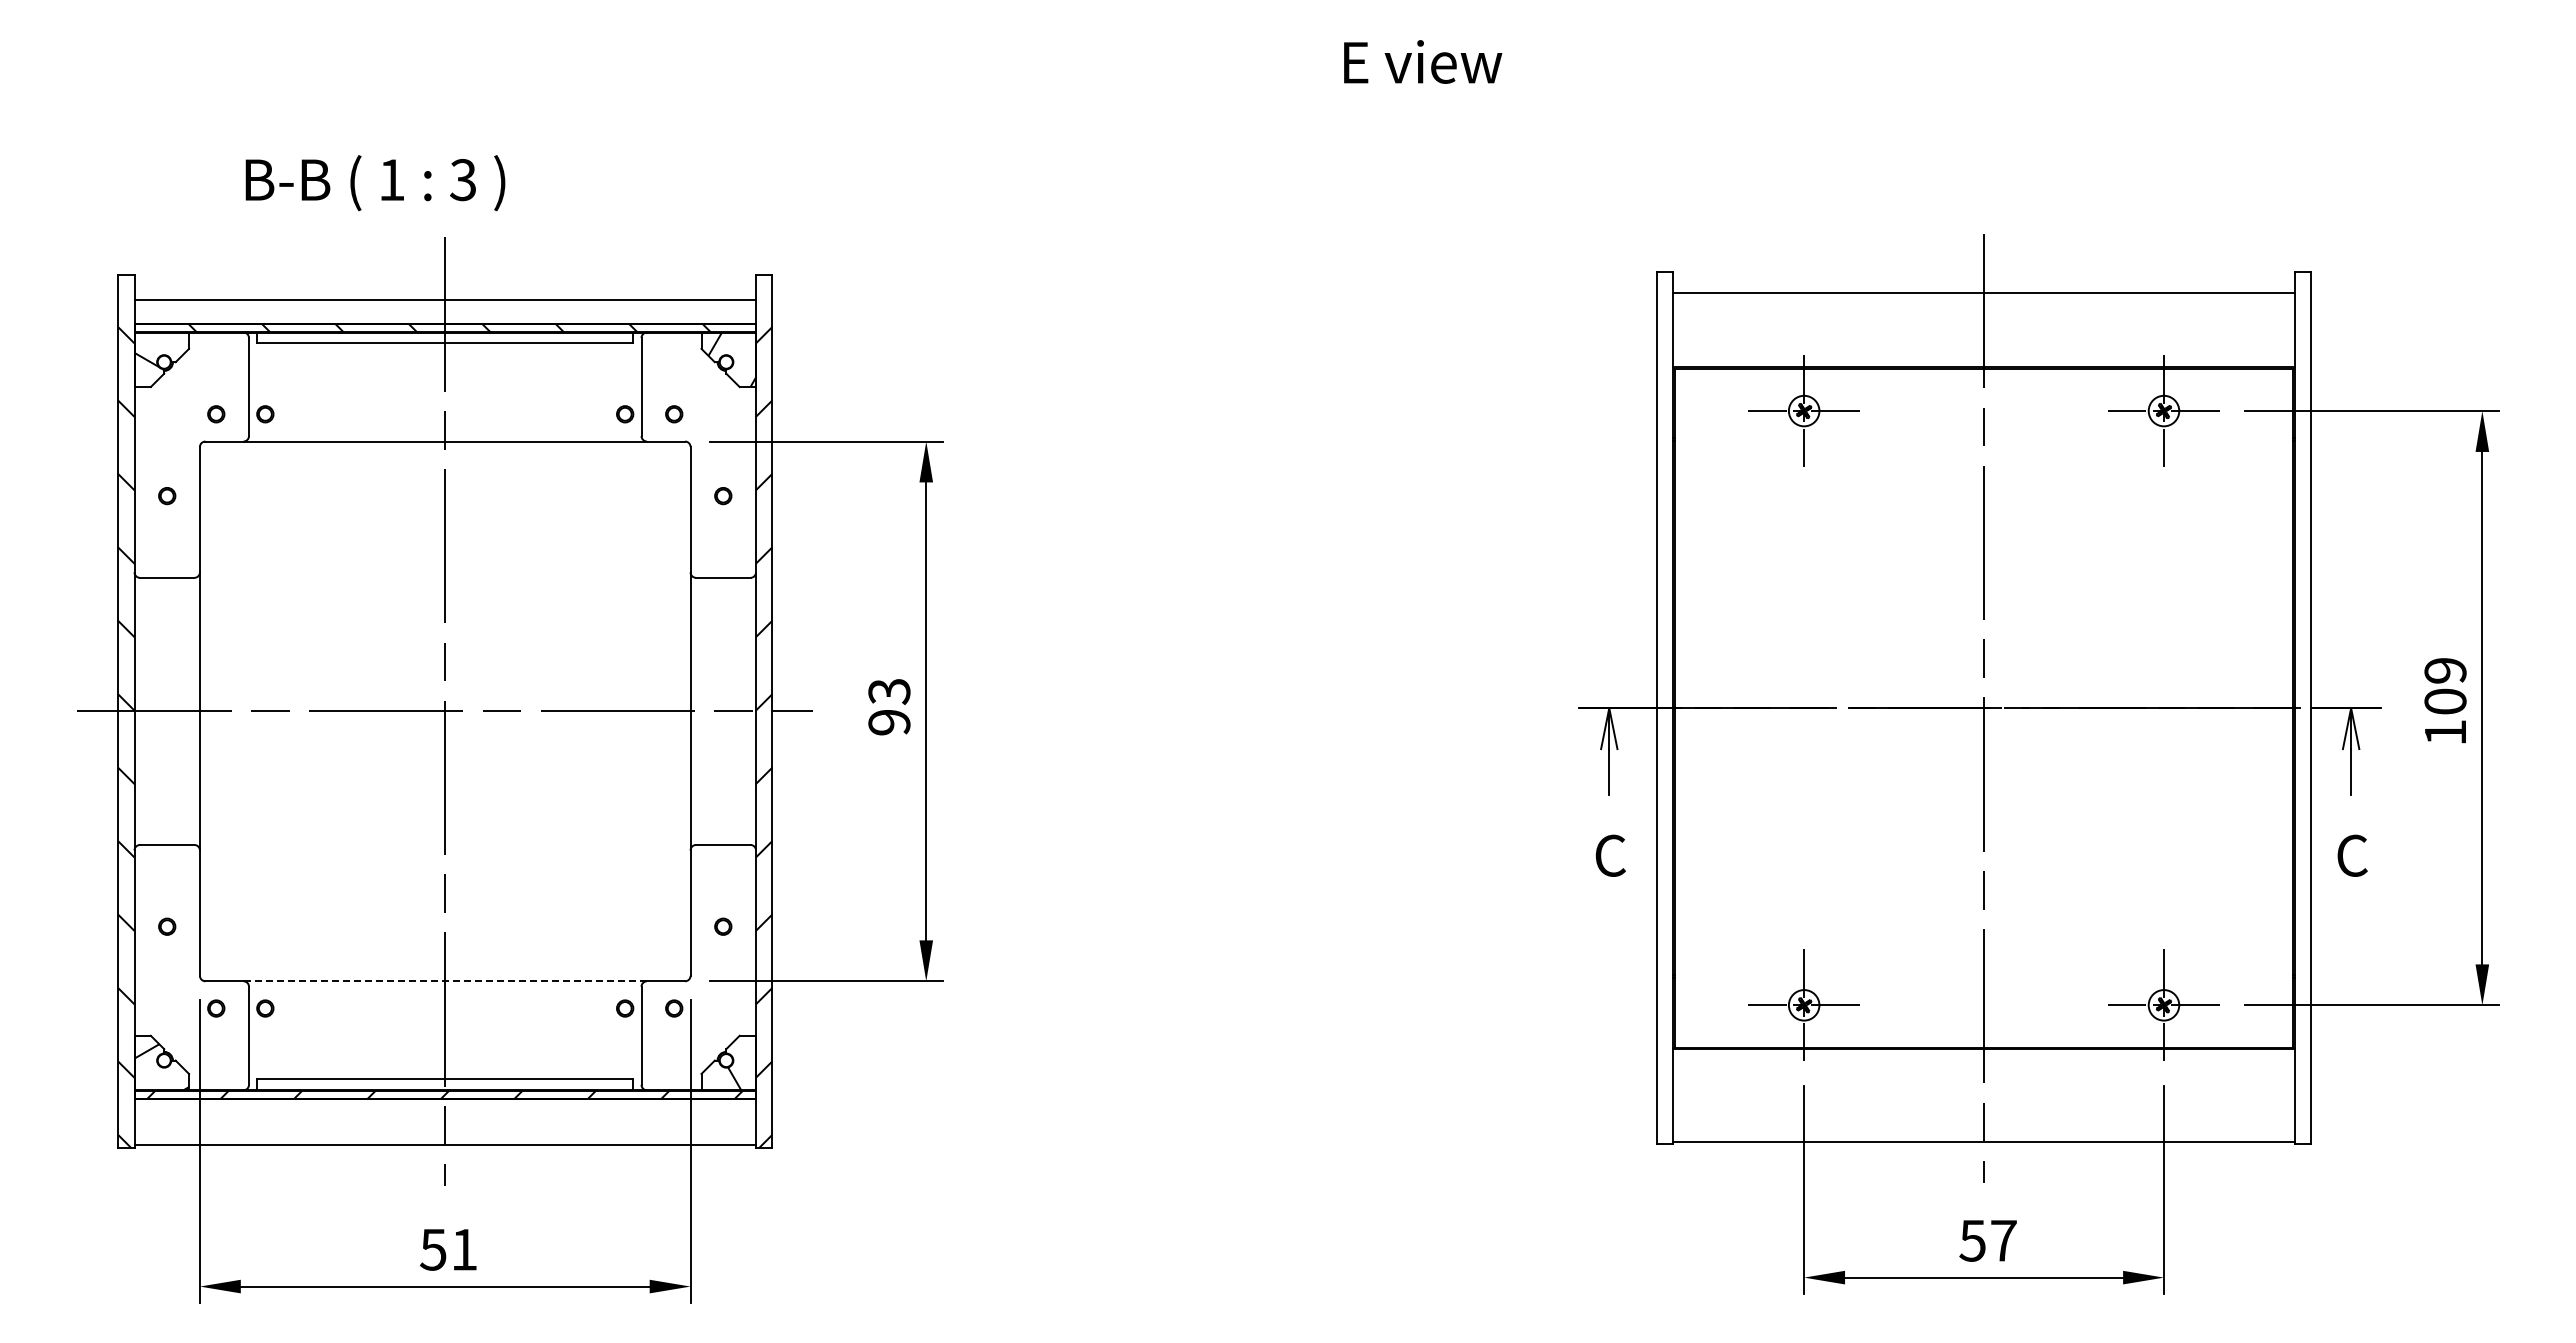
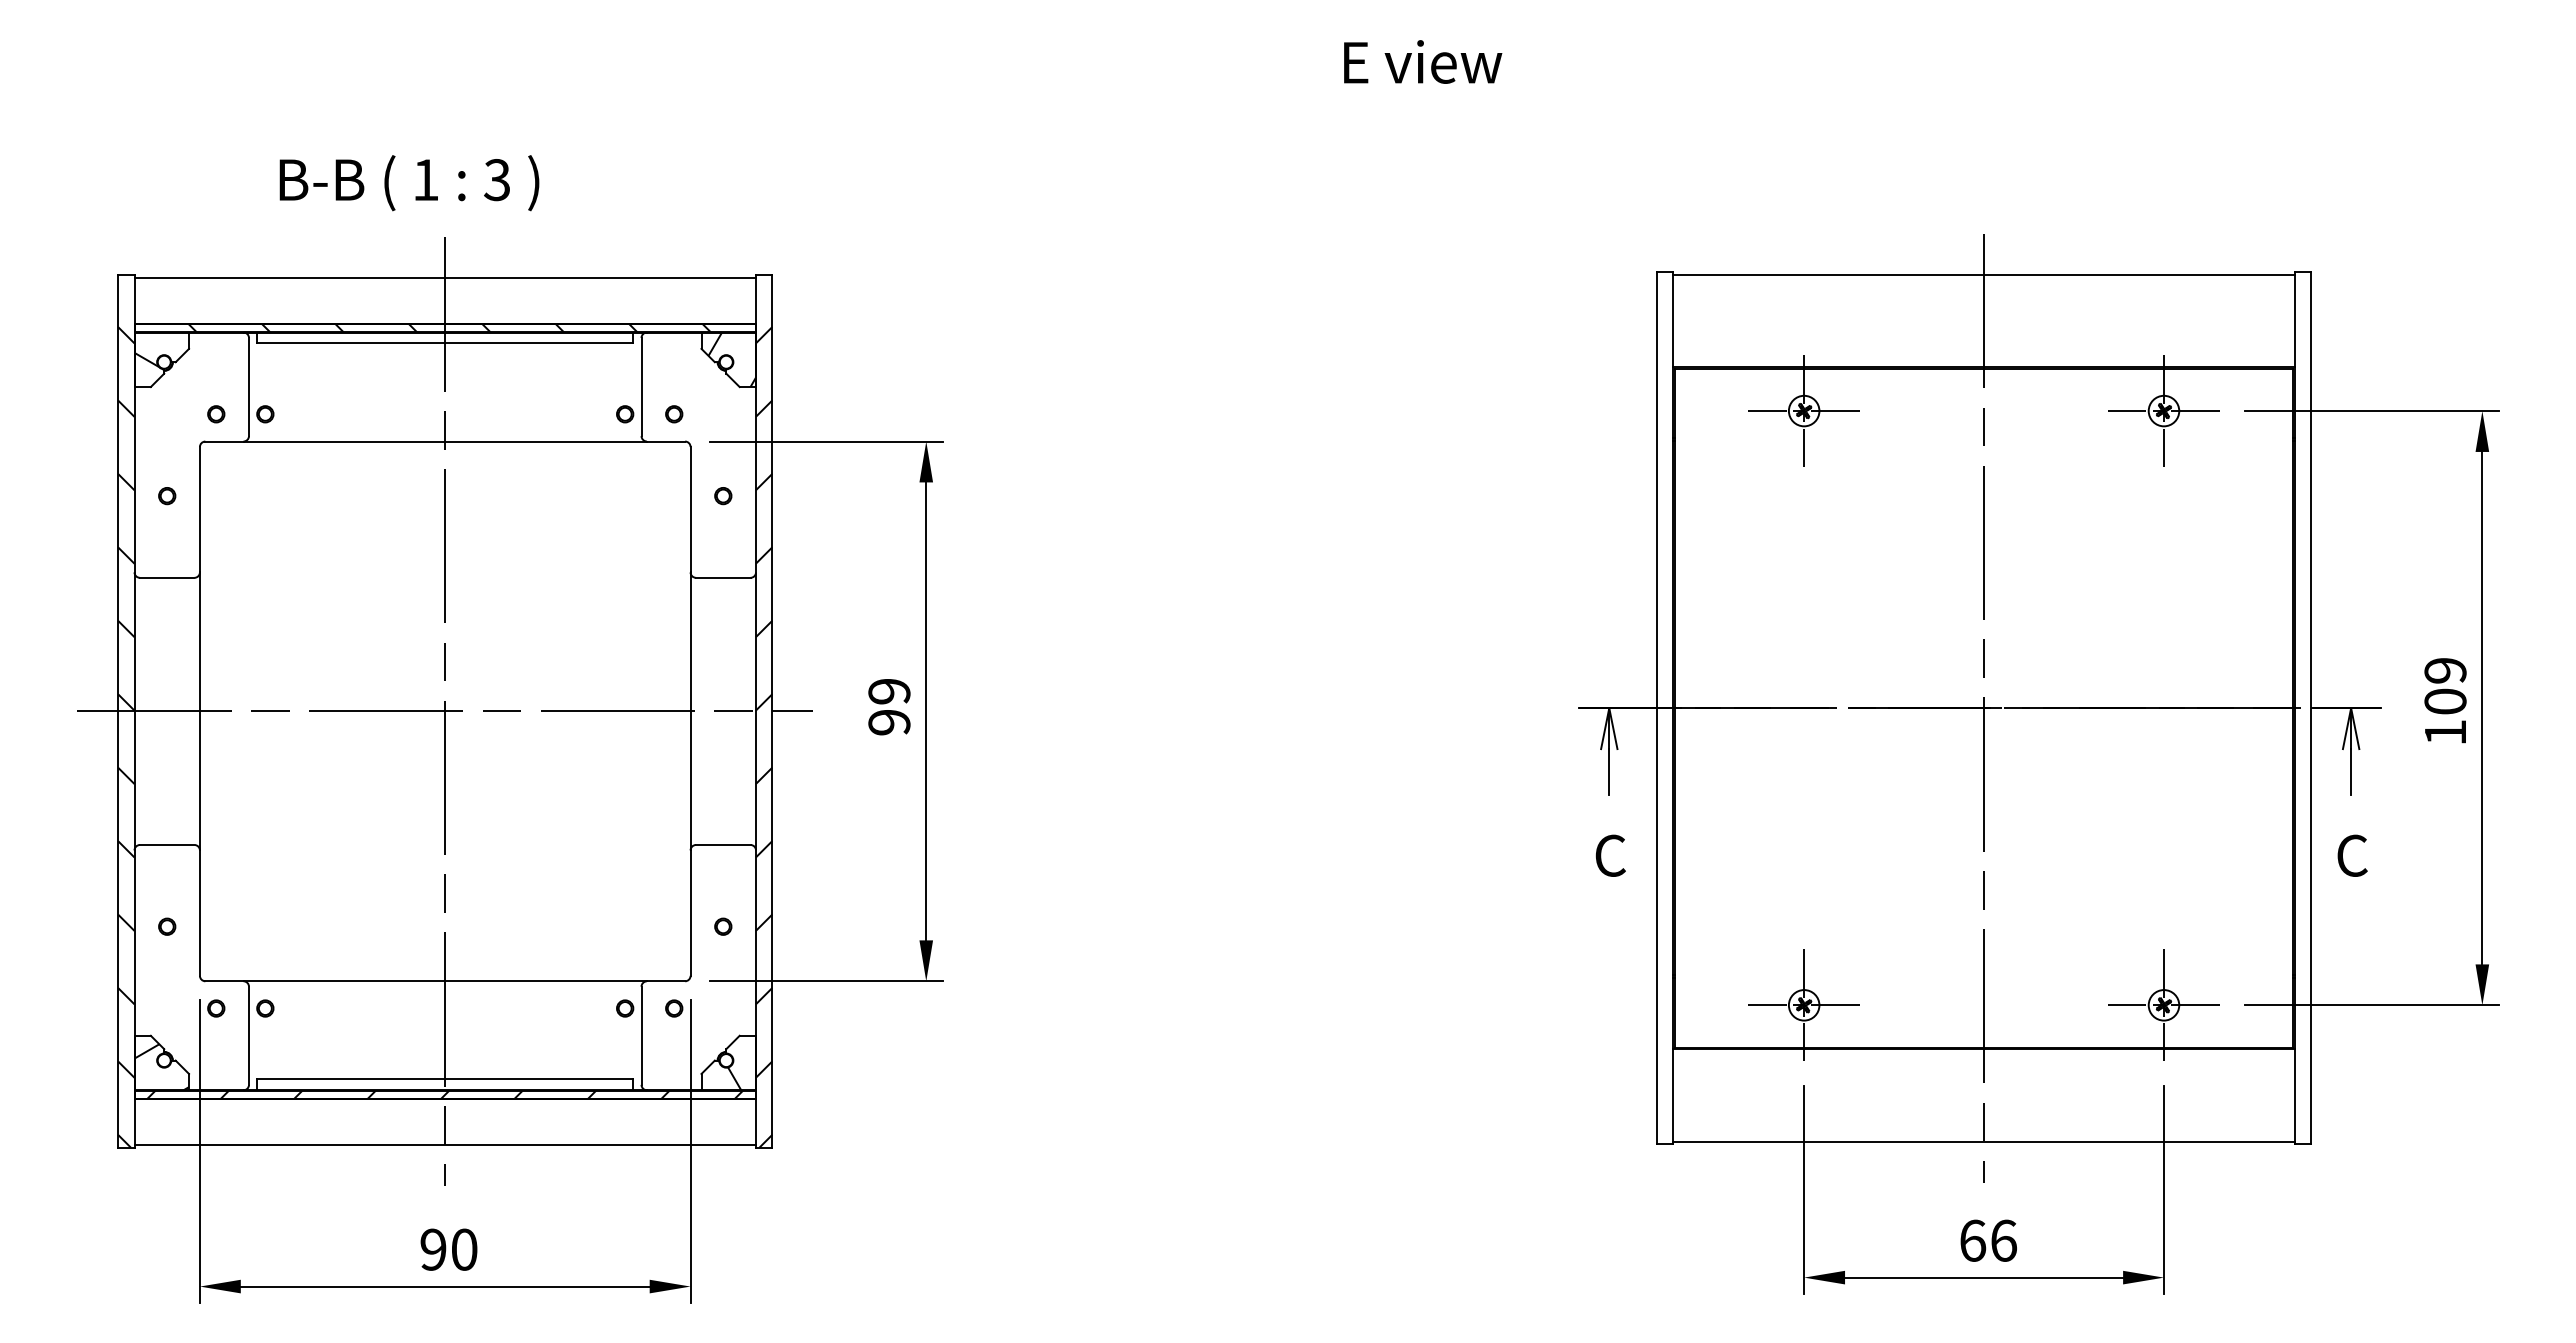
text position: (375, 183) -> (409, 183) (409, 183)
line position: (1983, 292) -> (1983, 274) (1983, 274)
line position: (445, 300) -> (445, 278) (445, 278)
text: 93 -> 99 (889, 691)
line: dashed -> solid (445, 981)
text: 57 -> 66 (1987, 1240)
text: 51 -> 90 (448, 1249)
